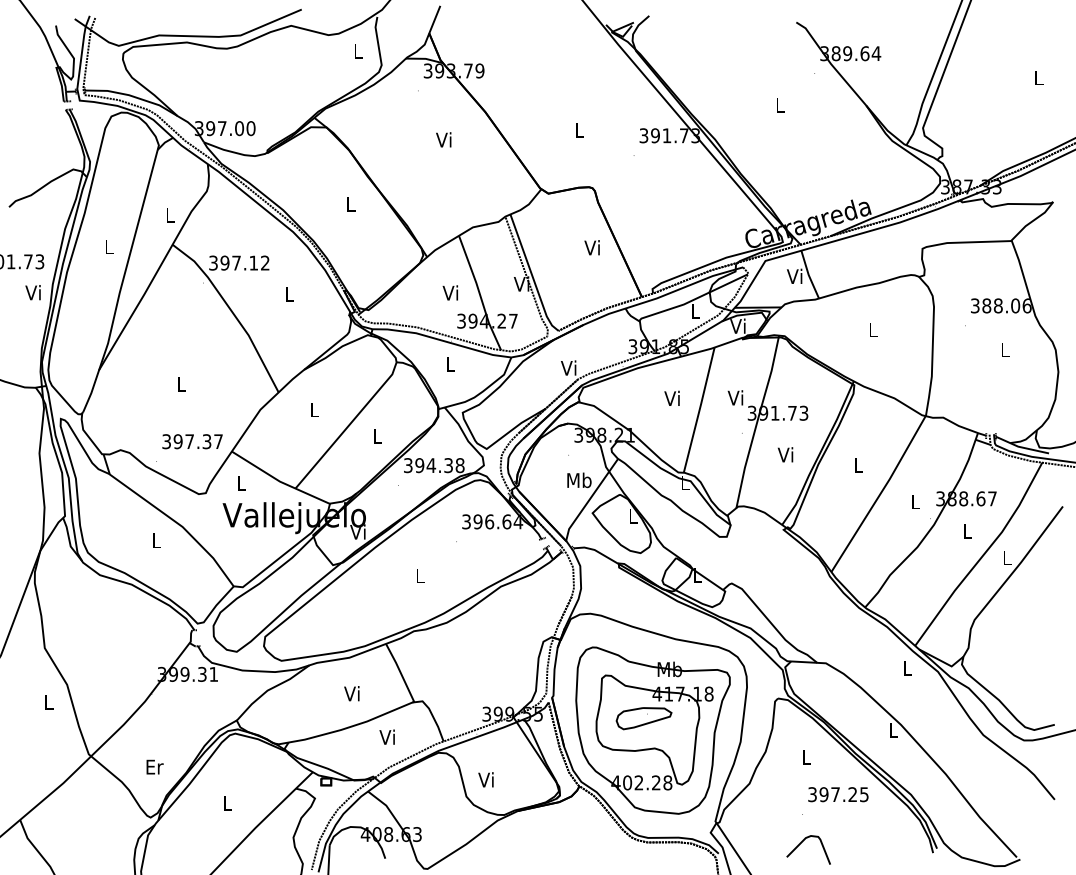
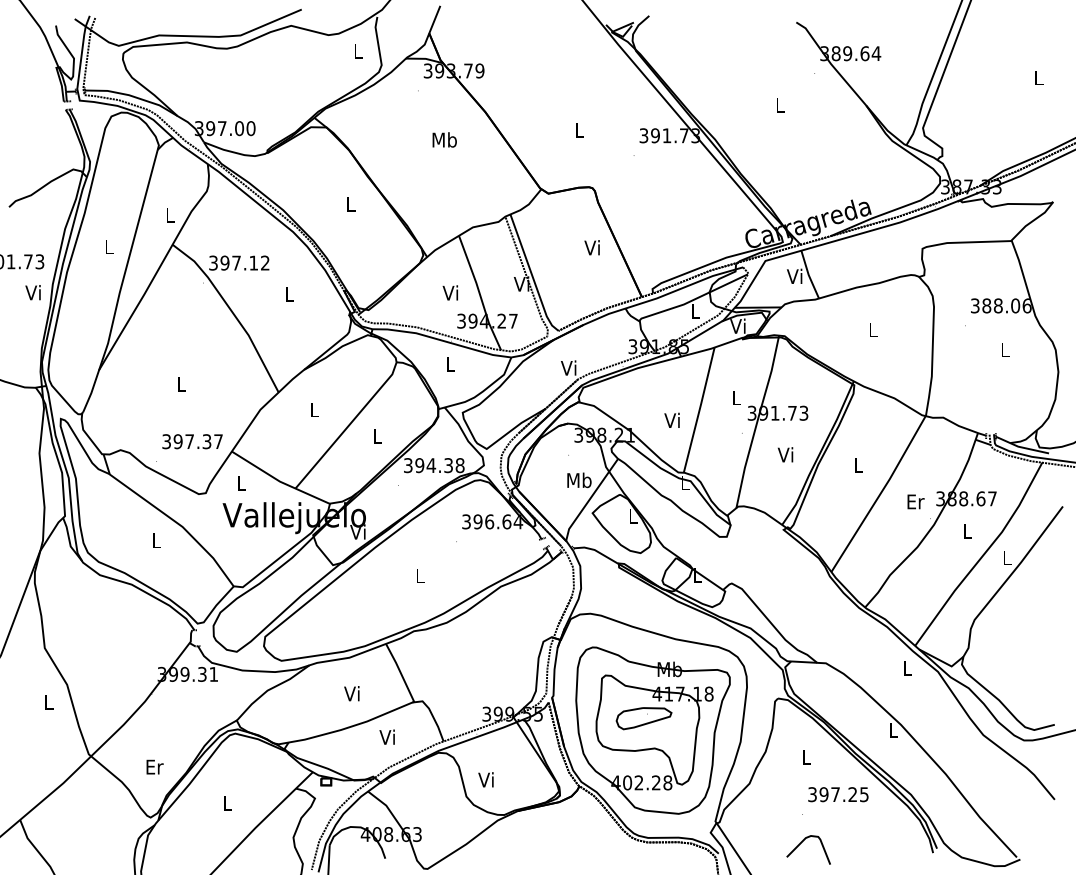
text: Vi -> Mb (444, 139)
text position: (671, 397) -> (671, 419) (671, 419)
text: Vi -> L (735, 397)
text: L -> Er (915, 501)
